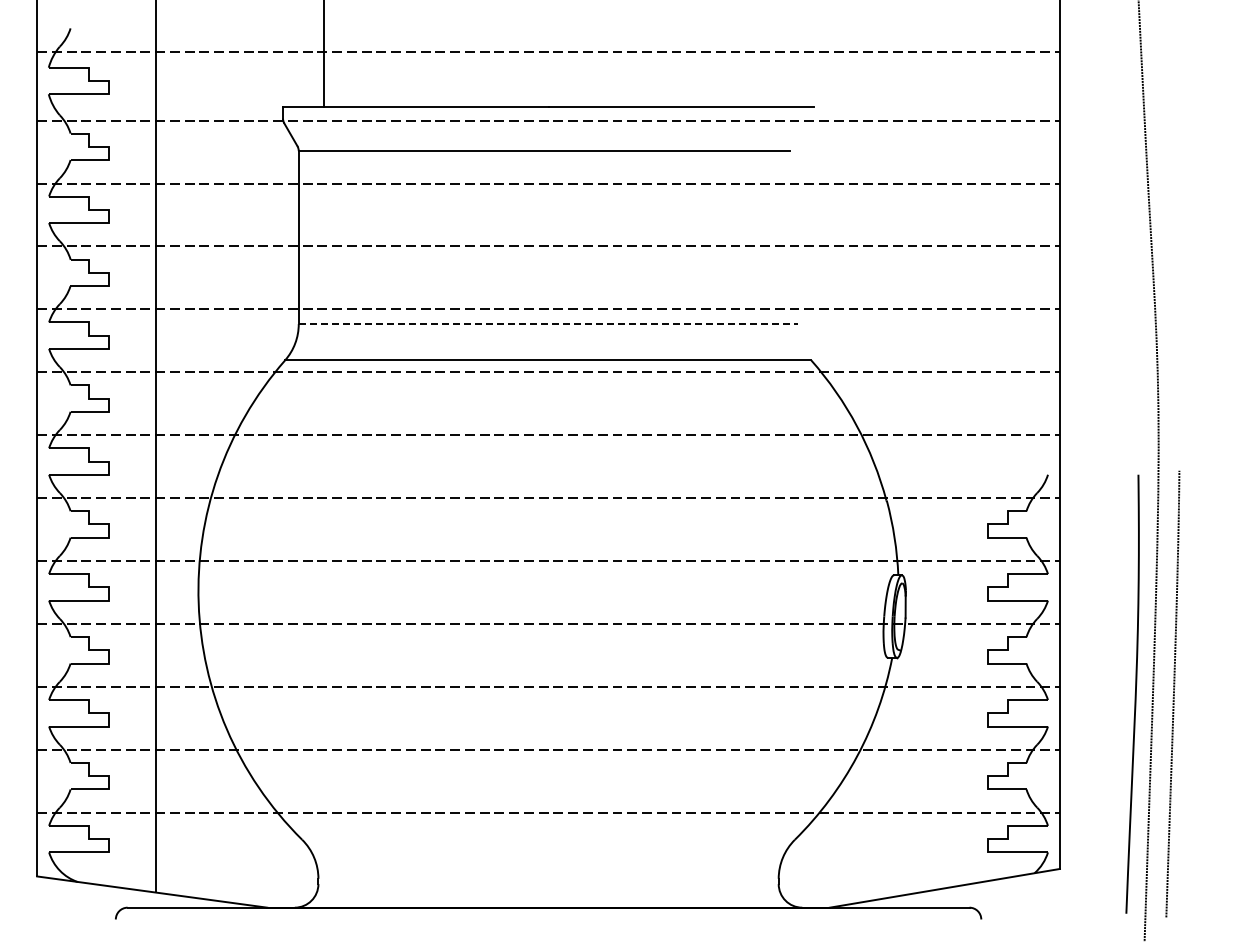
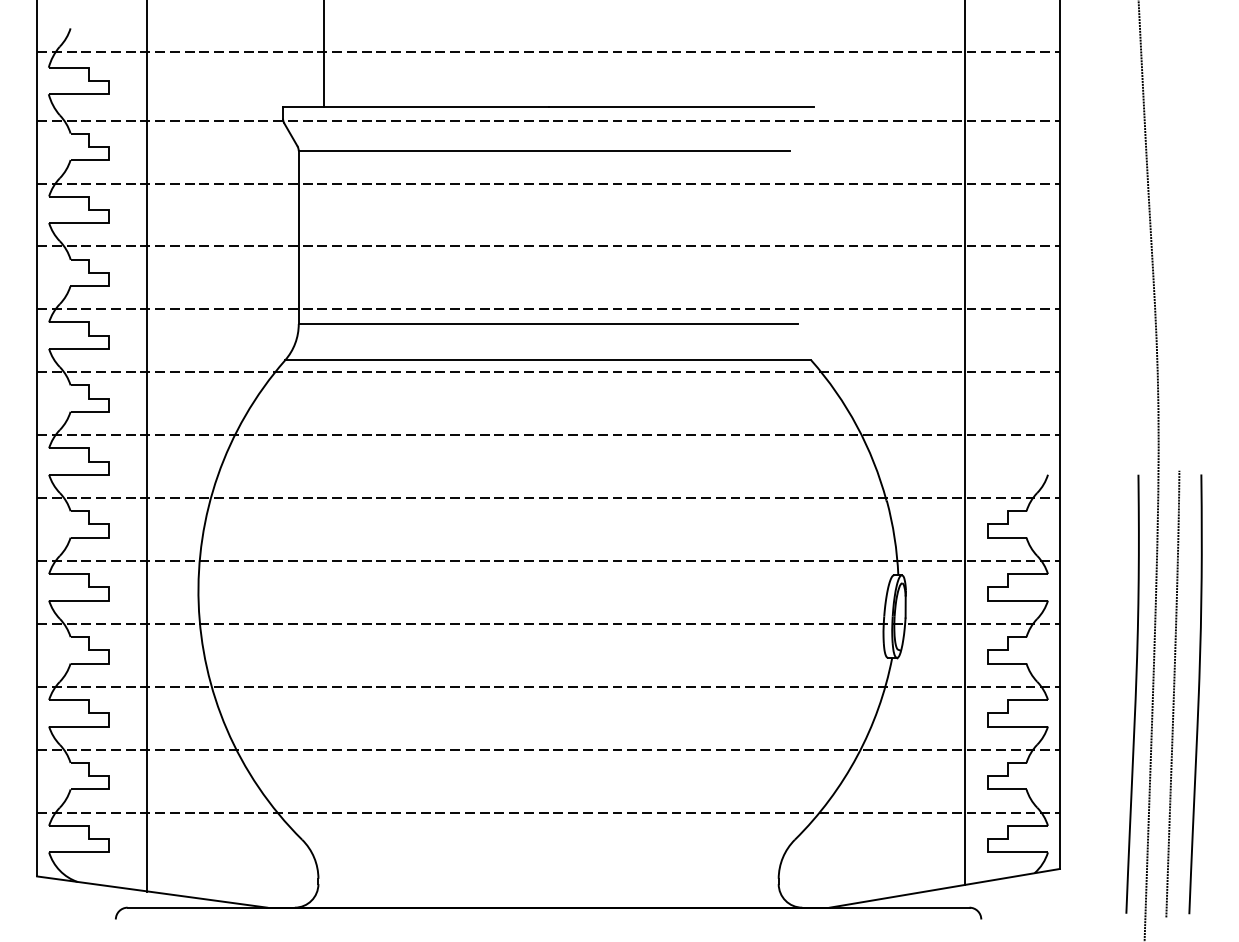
line: dashed -> solid (548, 324)
line: none -> present (965, 443)
line position: (155, 446) -> (146, 446) (146, 446)
curve: none -> present (1197, 694)
